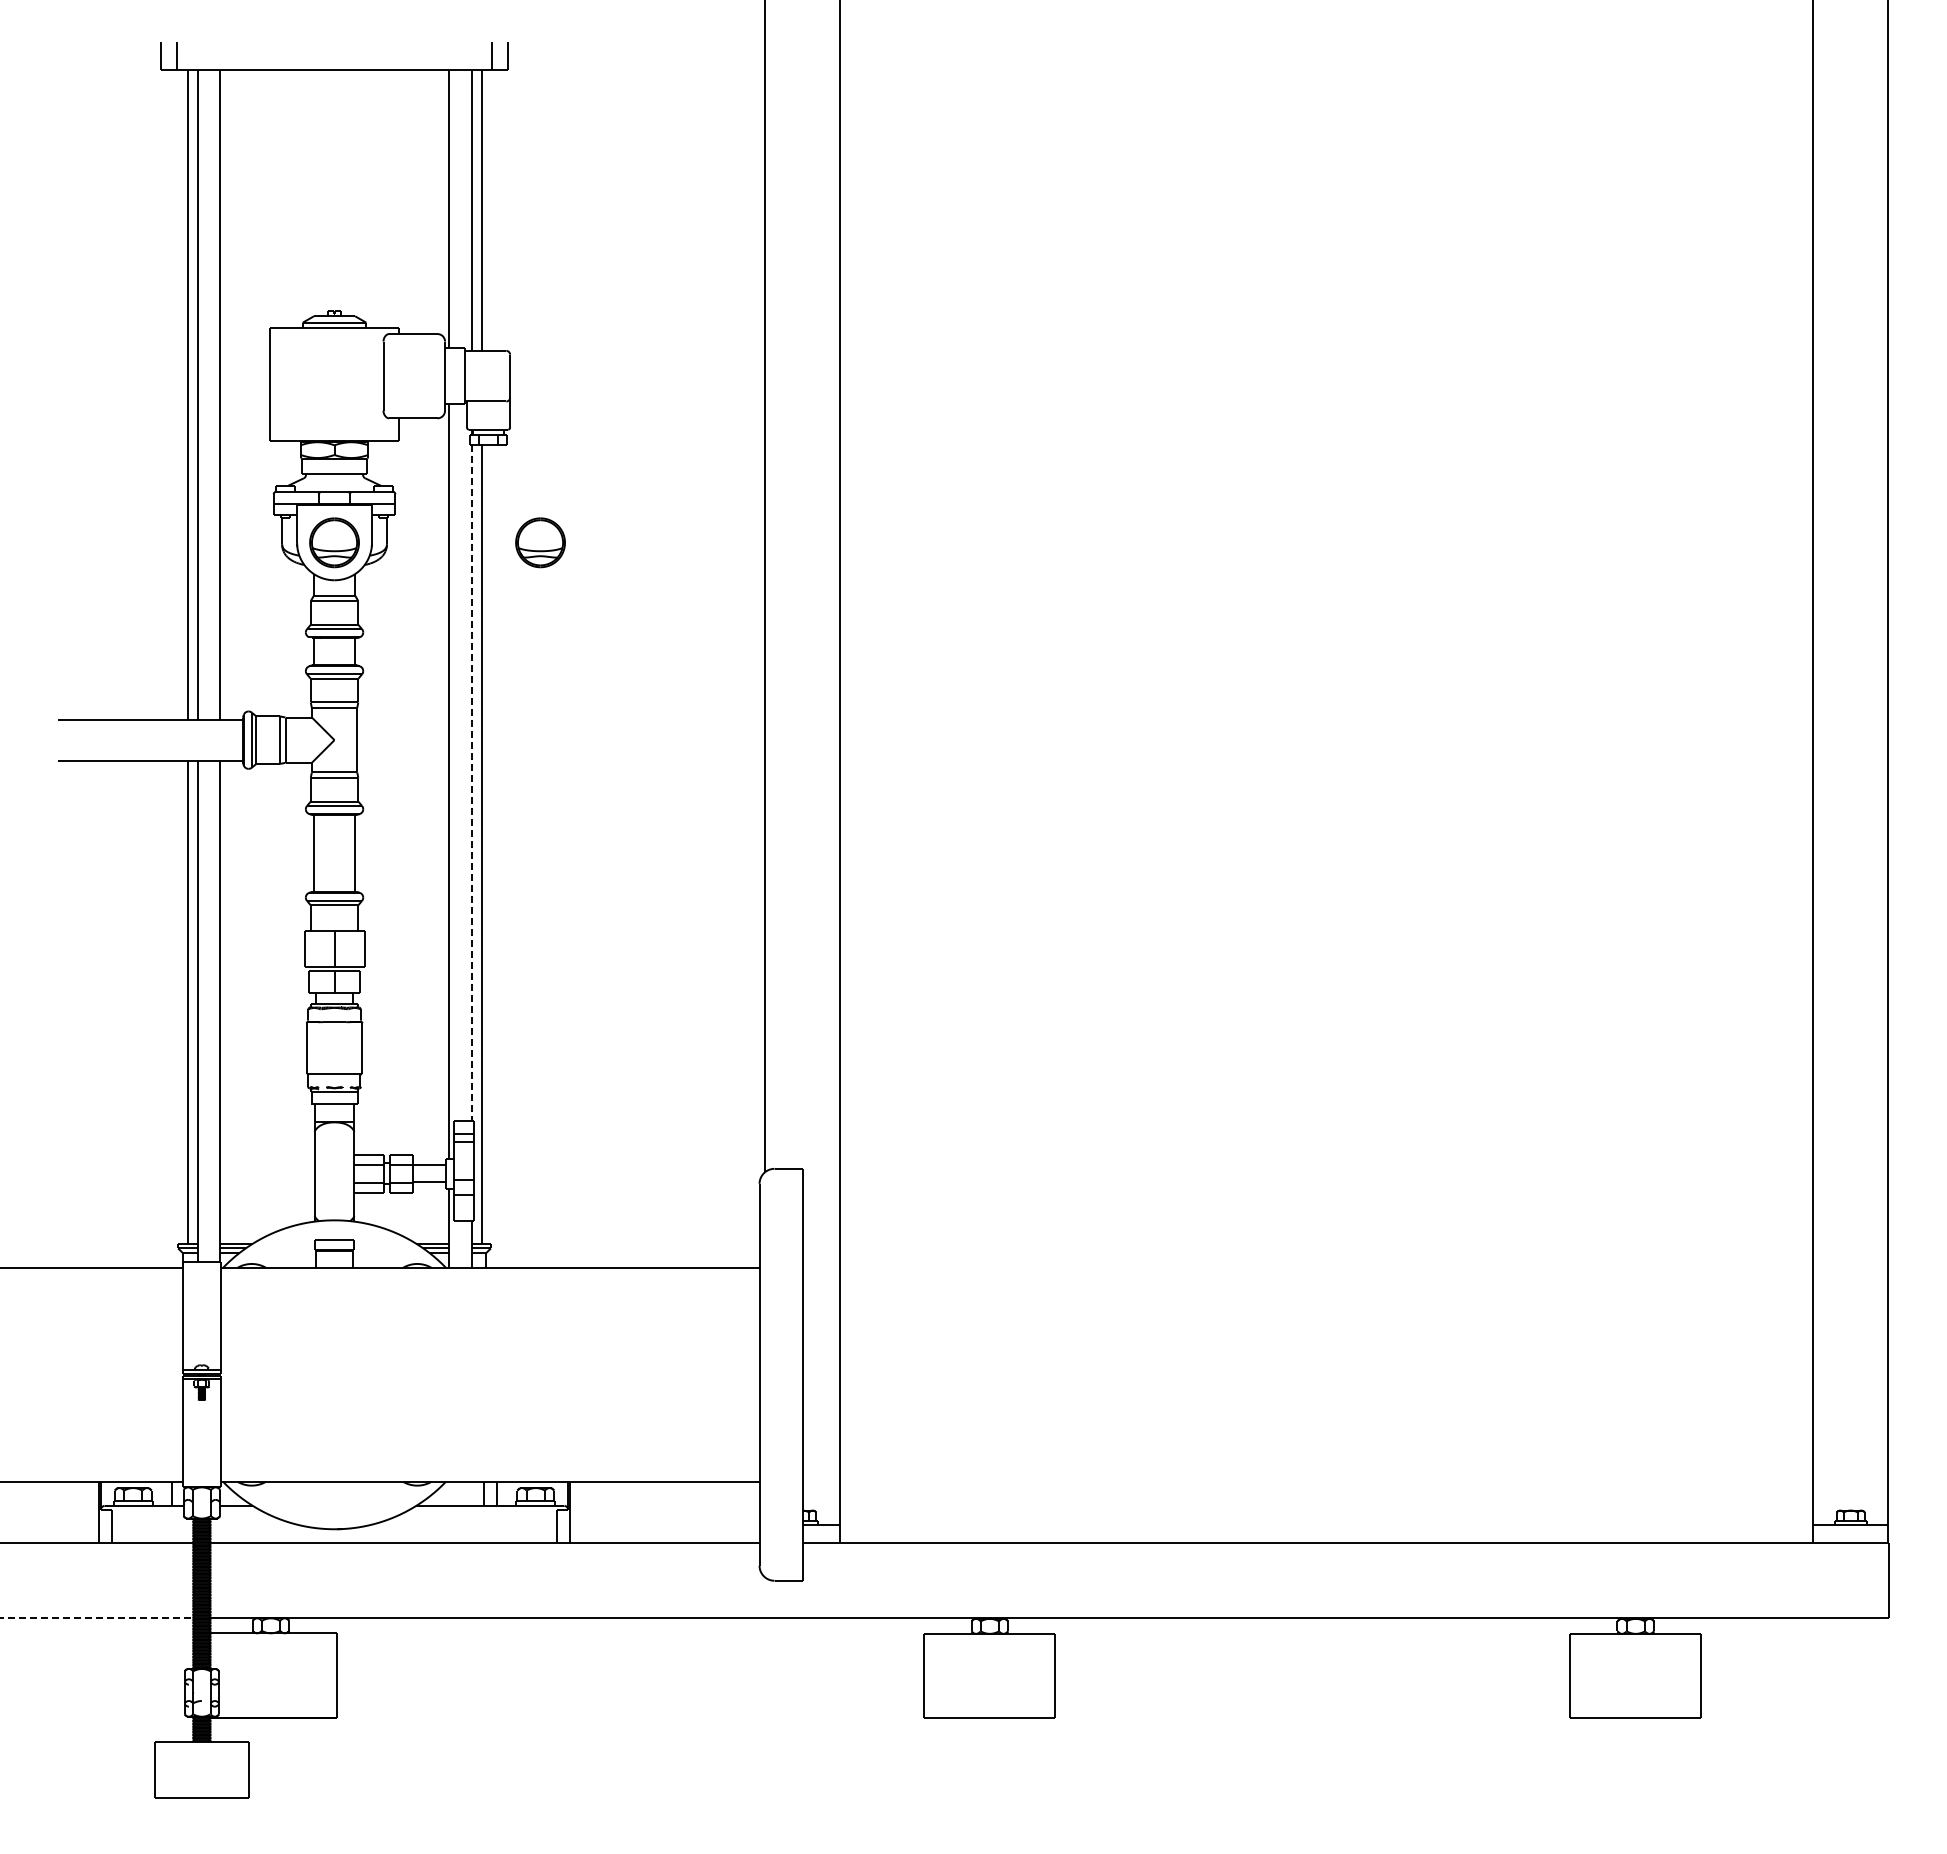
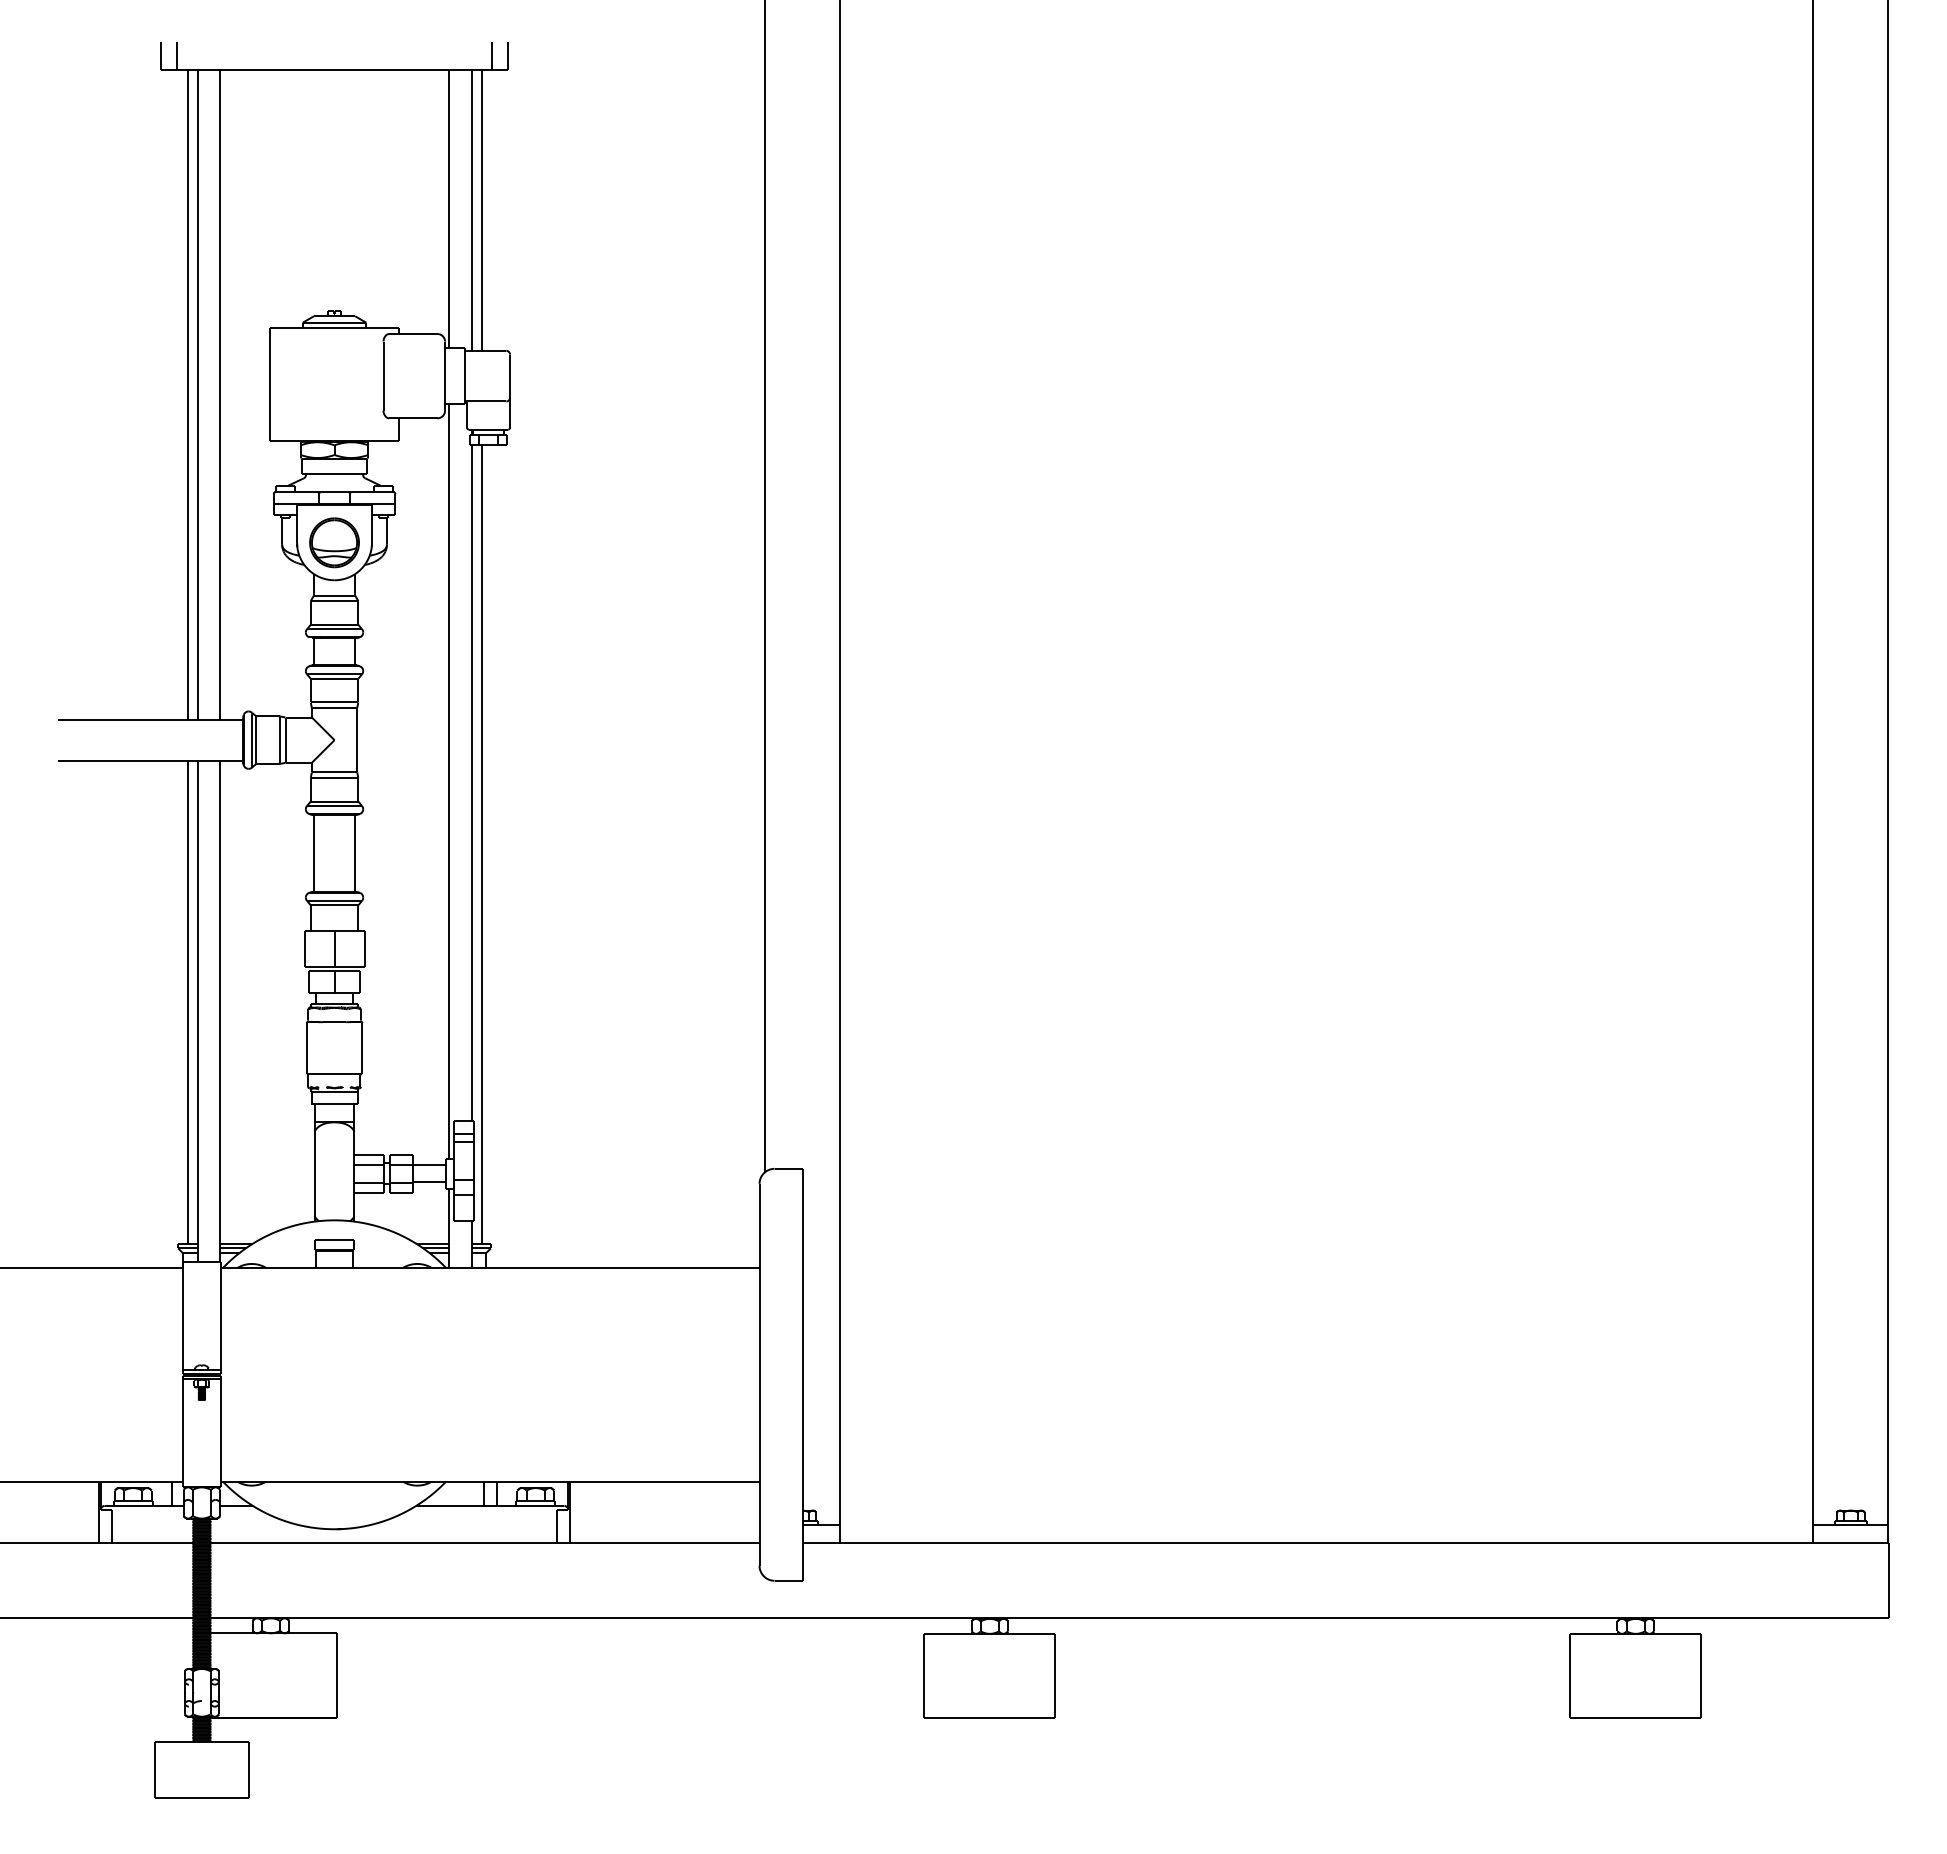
part: present -> none (540, 542)
line: dashed -> solid (471, 783)
line: dashed -> solid (97, 1618)
